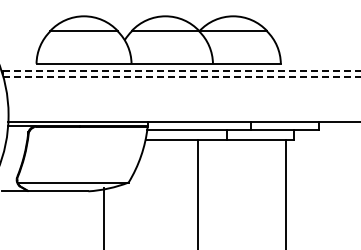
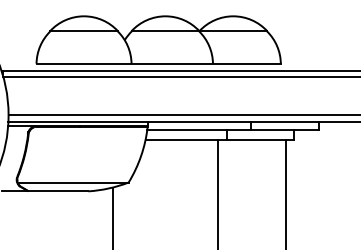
line: dashed -> solid (181, 70)
line: dashed -> solid (182, 77)
line: none -> present (182, 115)
line position: (198, 192) -> (218, 192) (218, 192)
line position: (103, 216) -> (112, 216) (112, 216)
